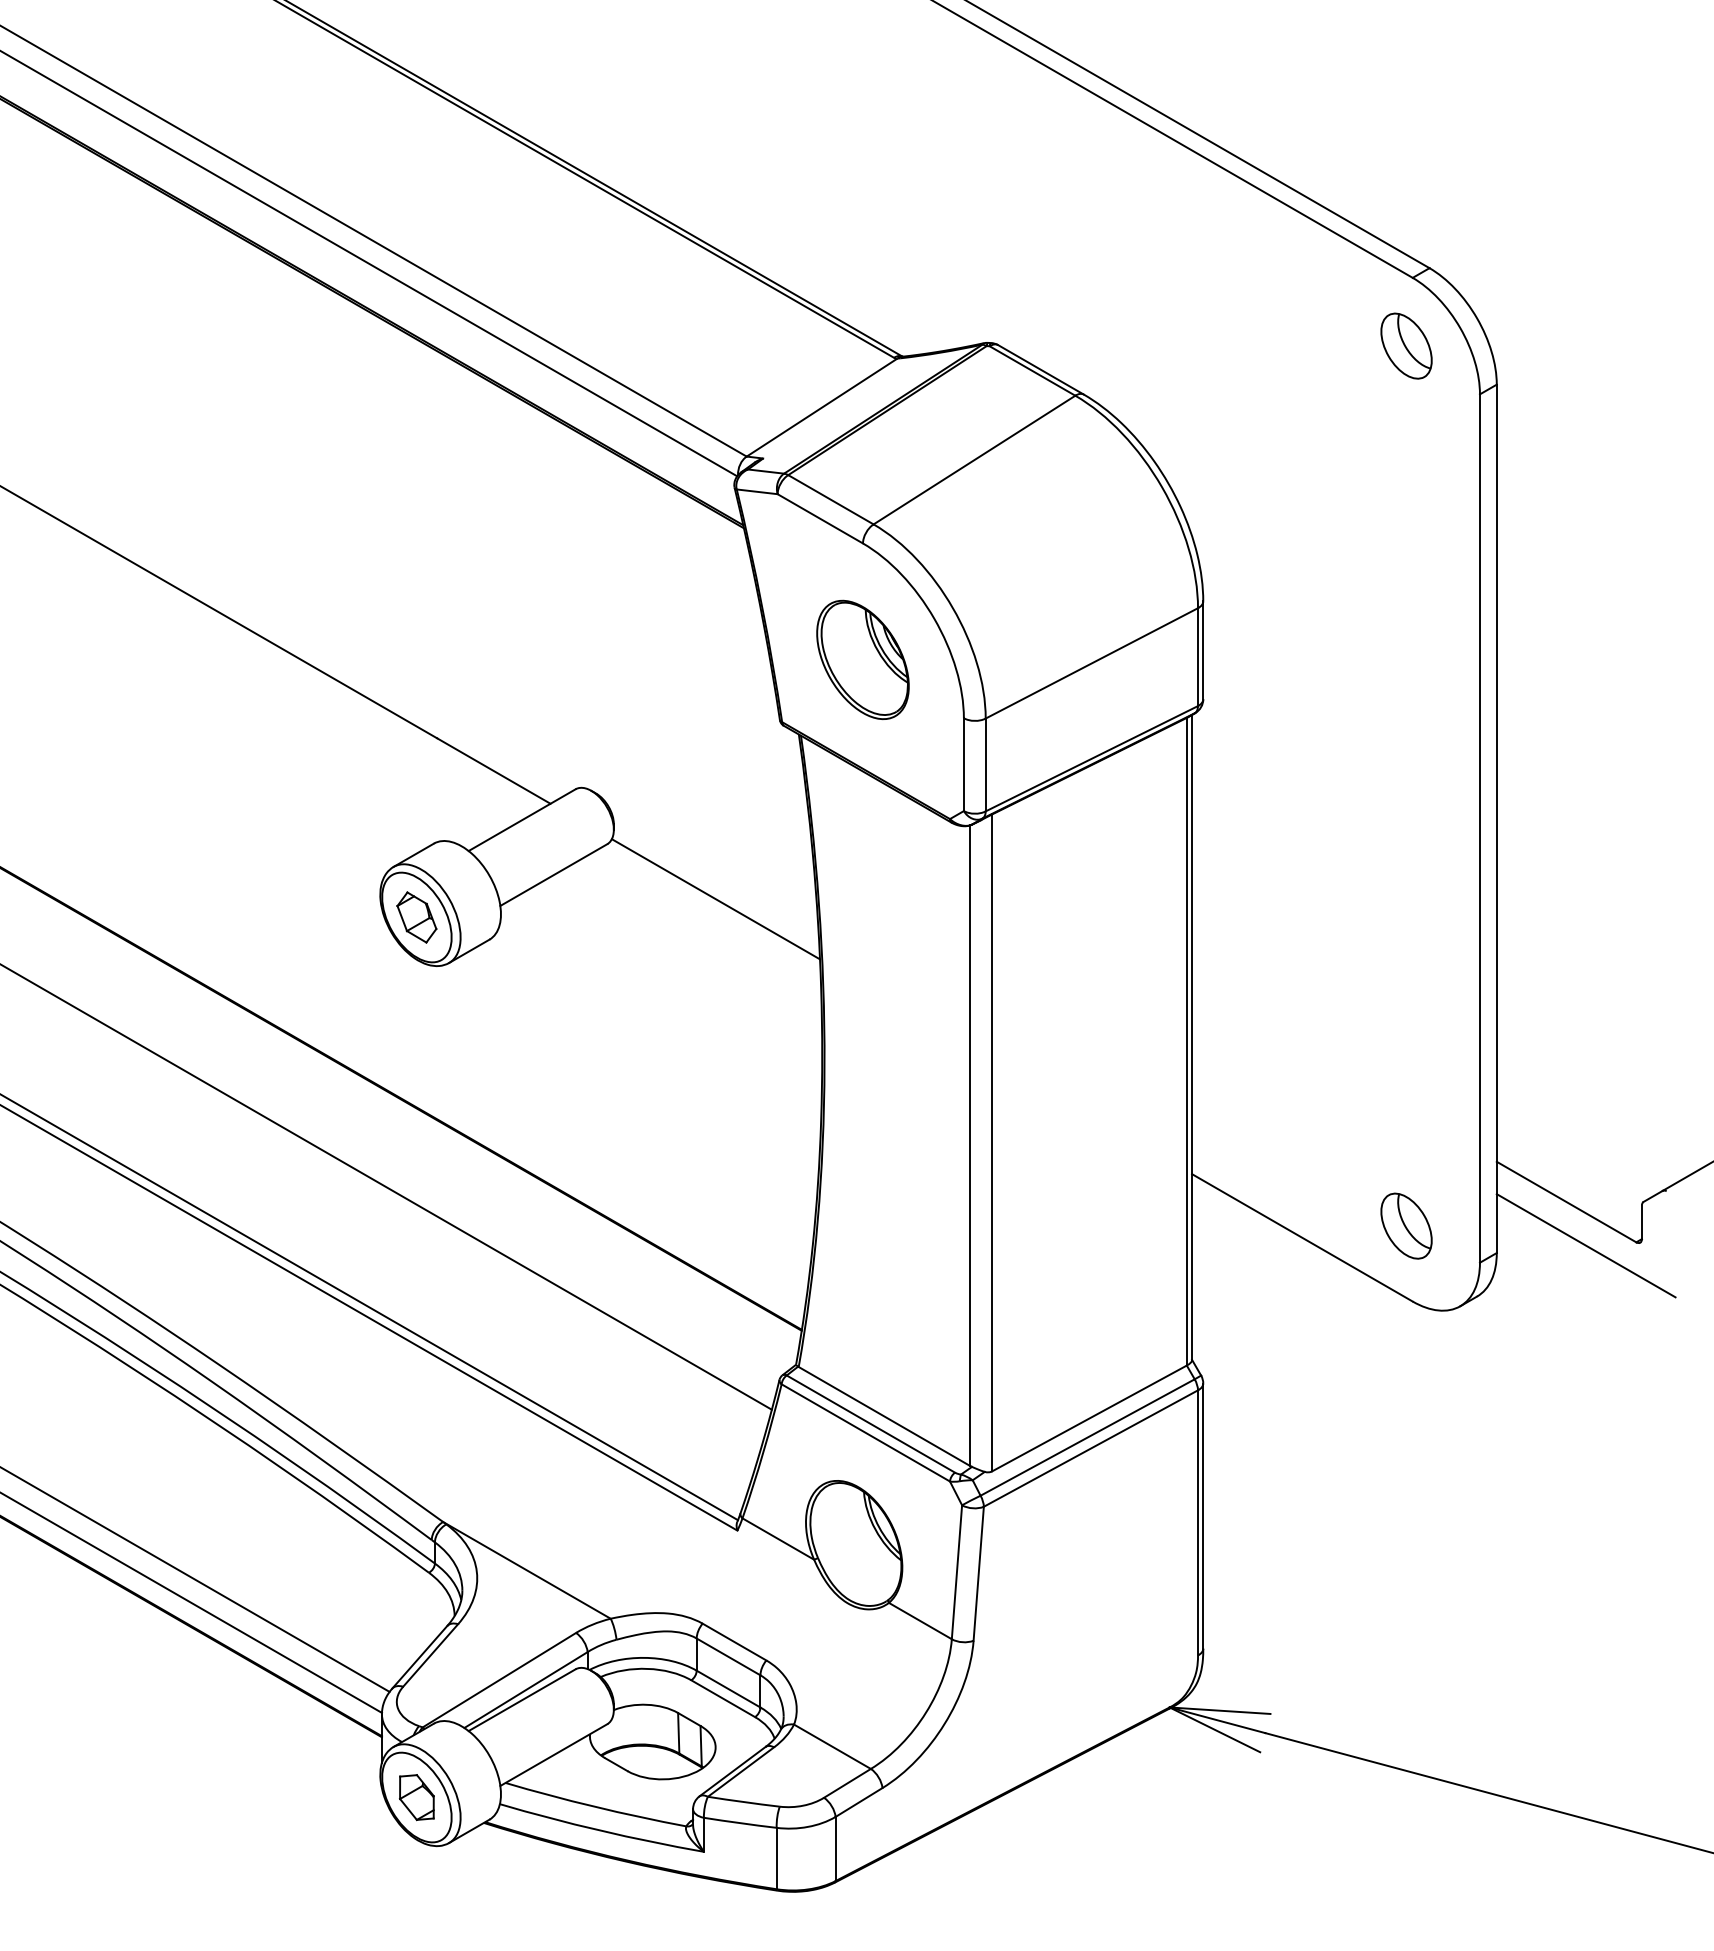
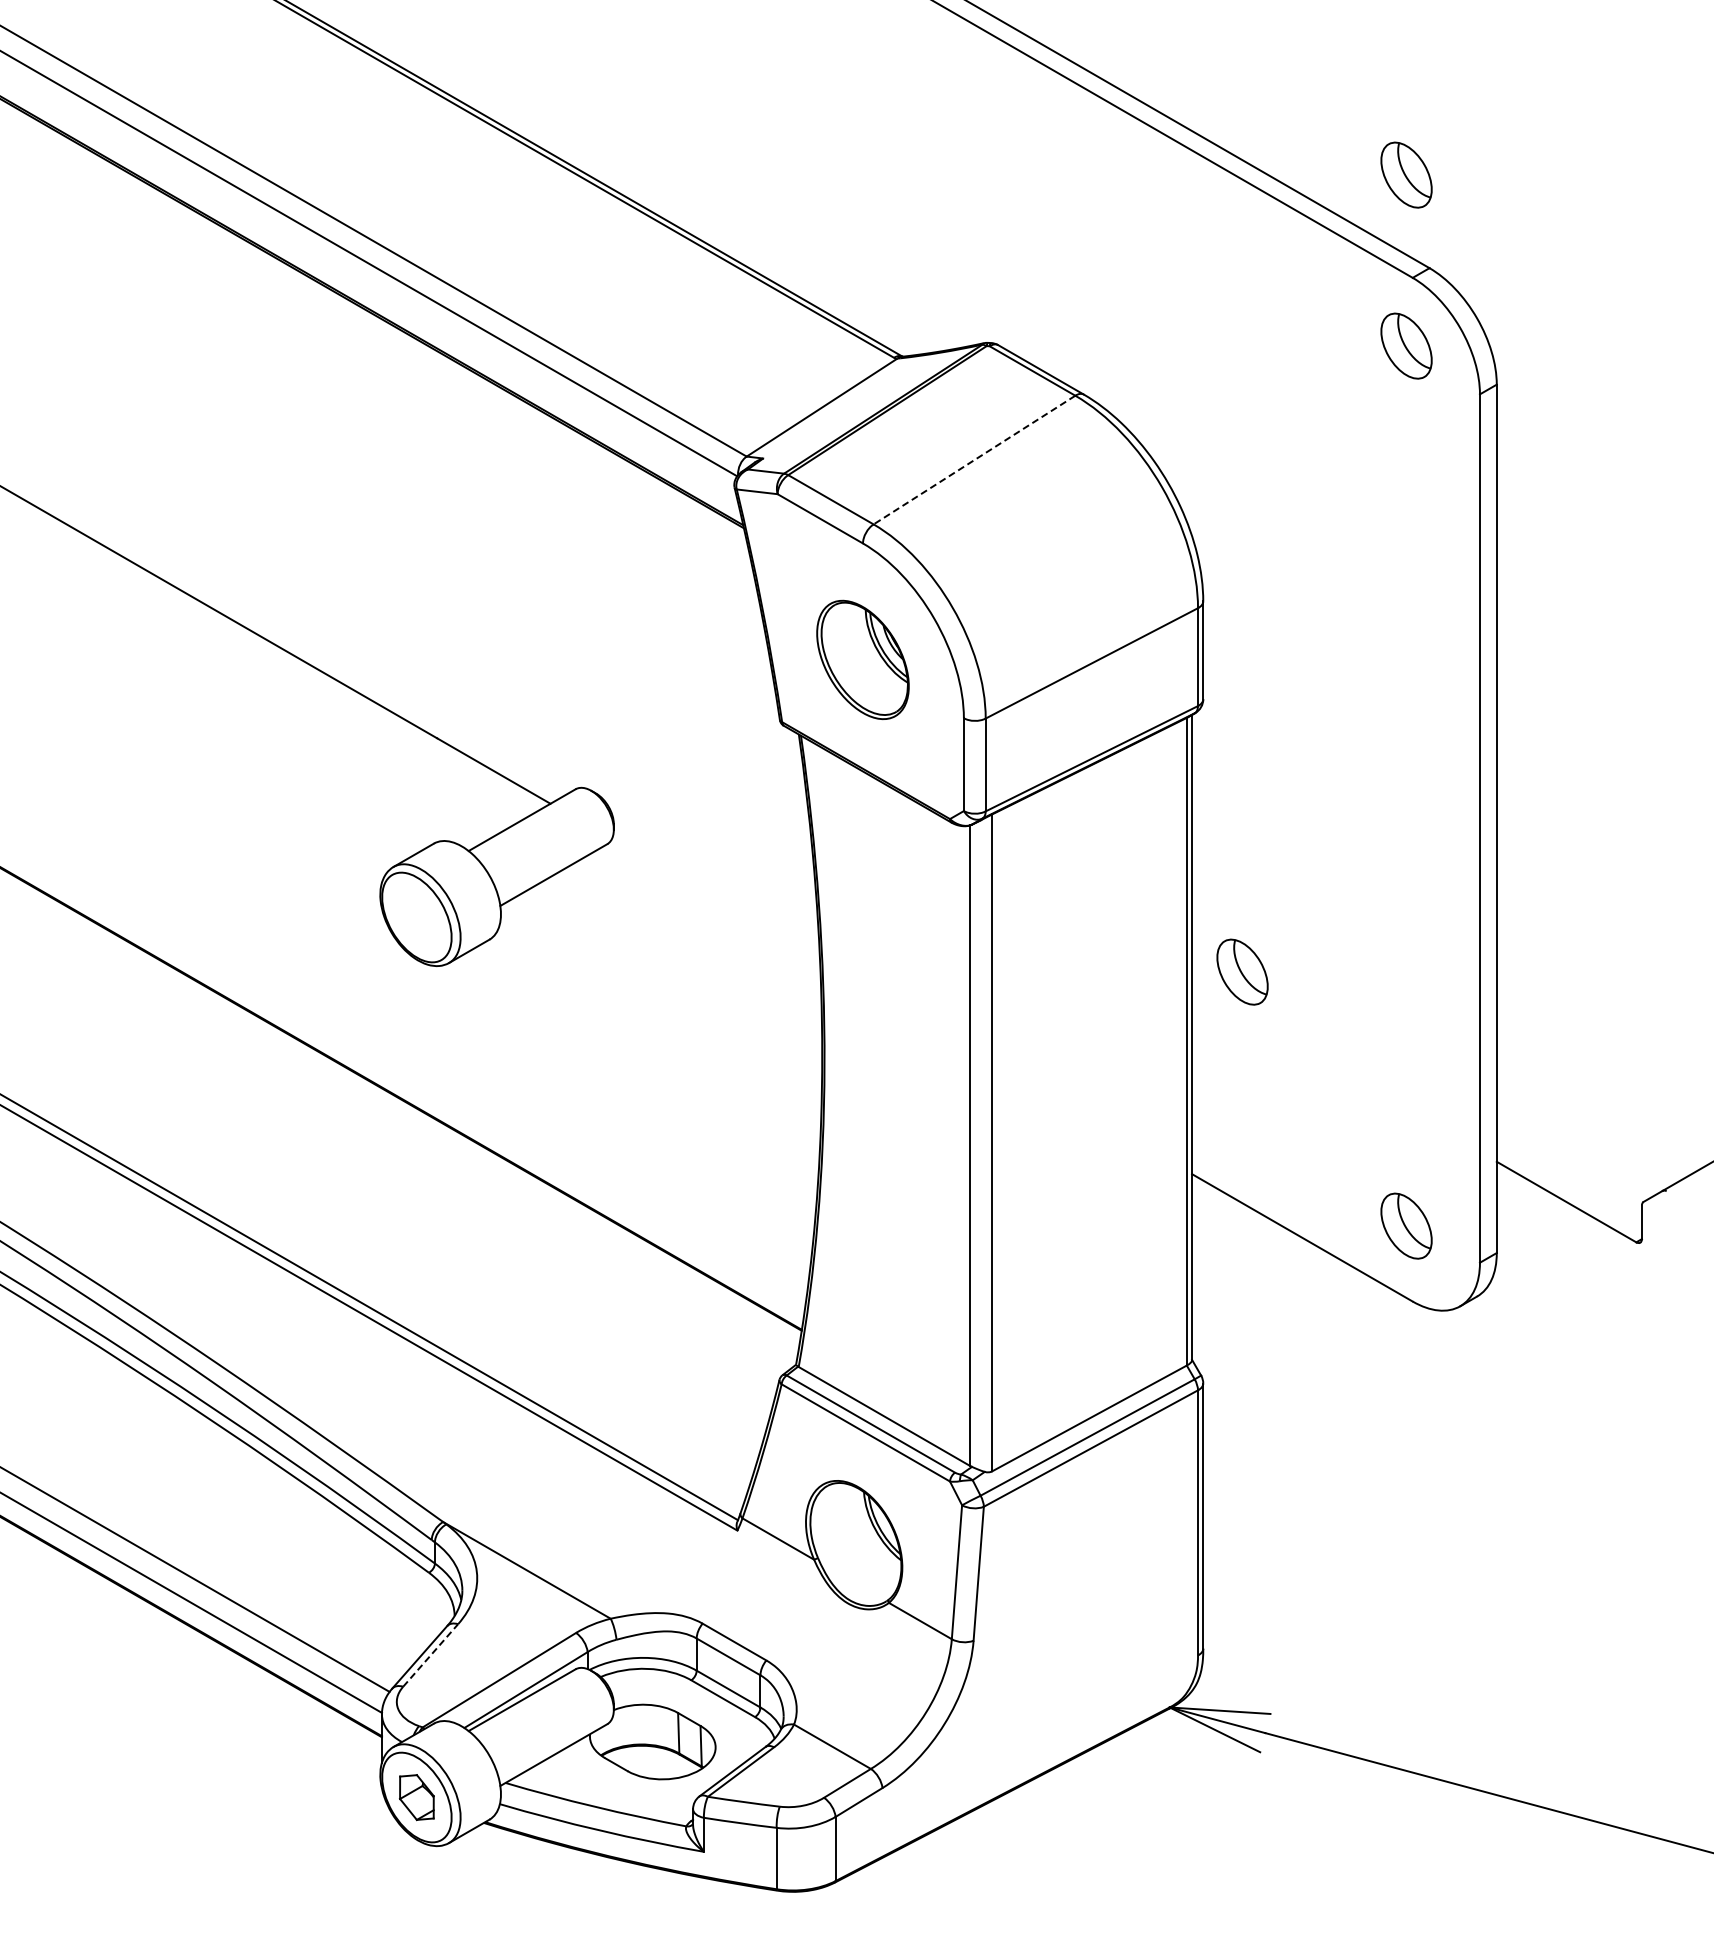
part: none -> present (1406, 174)
line: solid -> dashed (974, 460)
line: present -> none (715, 899)
part: present -> none (416, 917)
part: none -> present (1242, 971)
line: present -> none (386, 1187)
line: present -> none (1585, 1245)
line: solid -> dashed (430, 1655)
